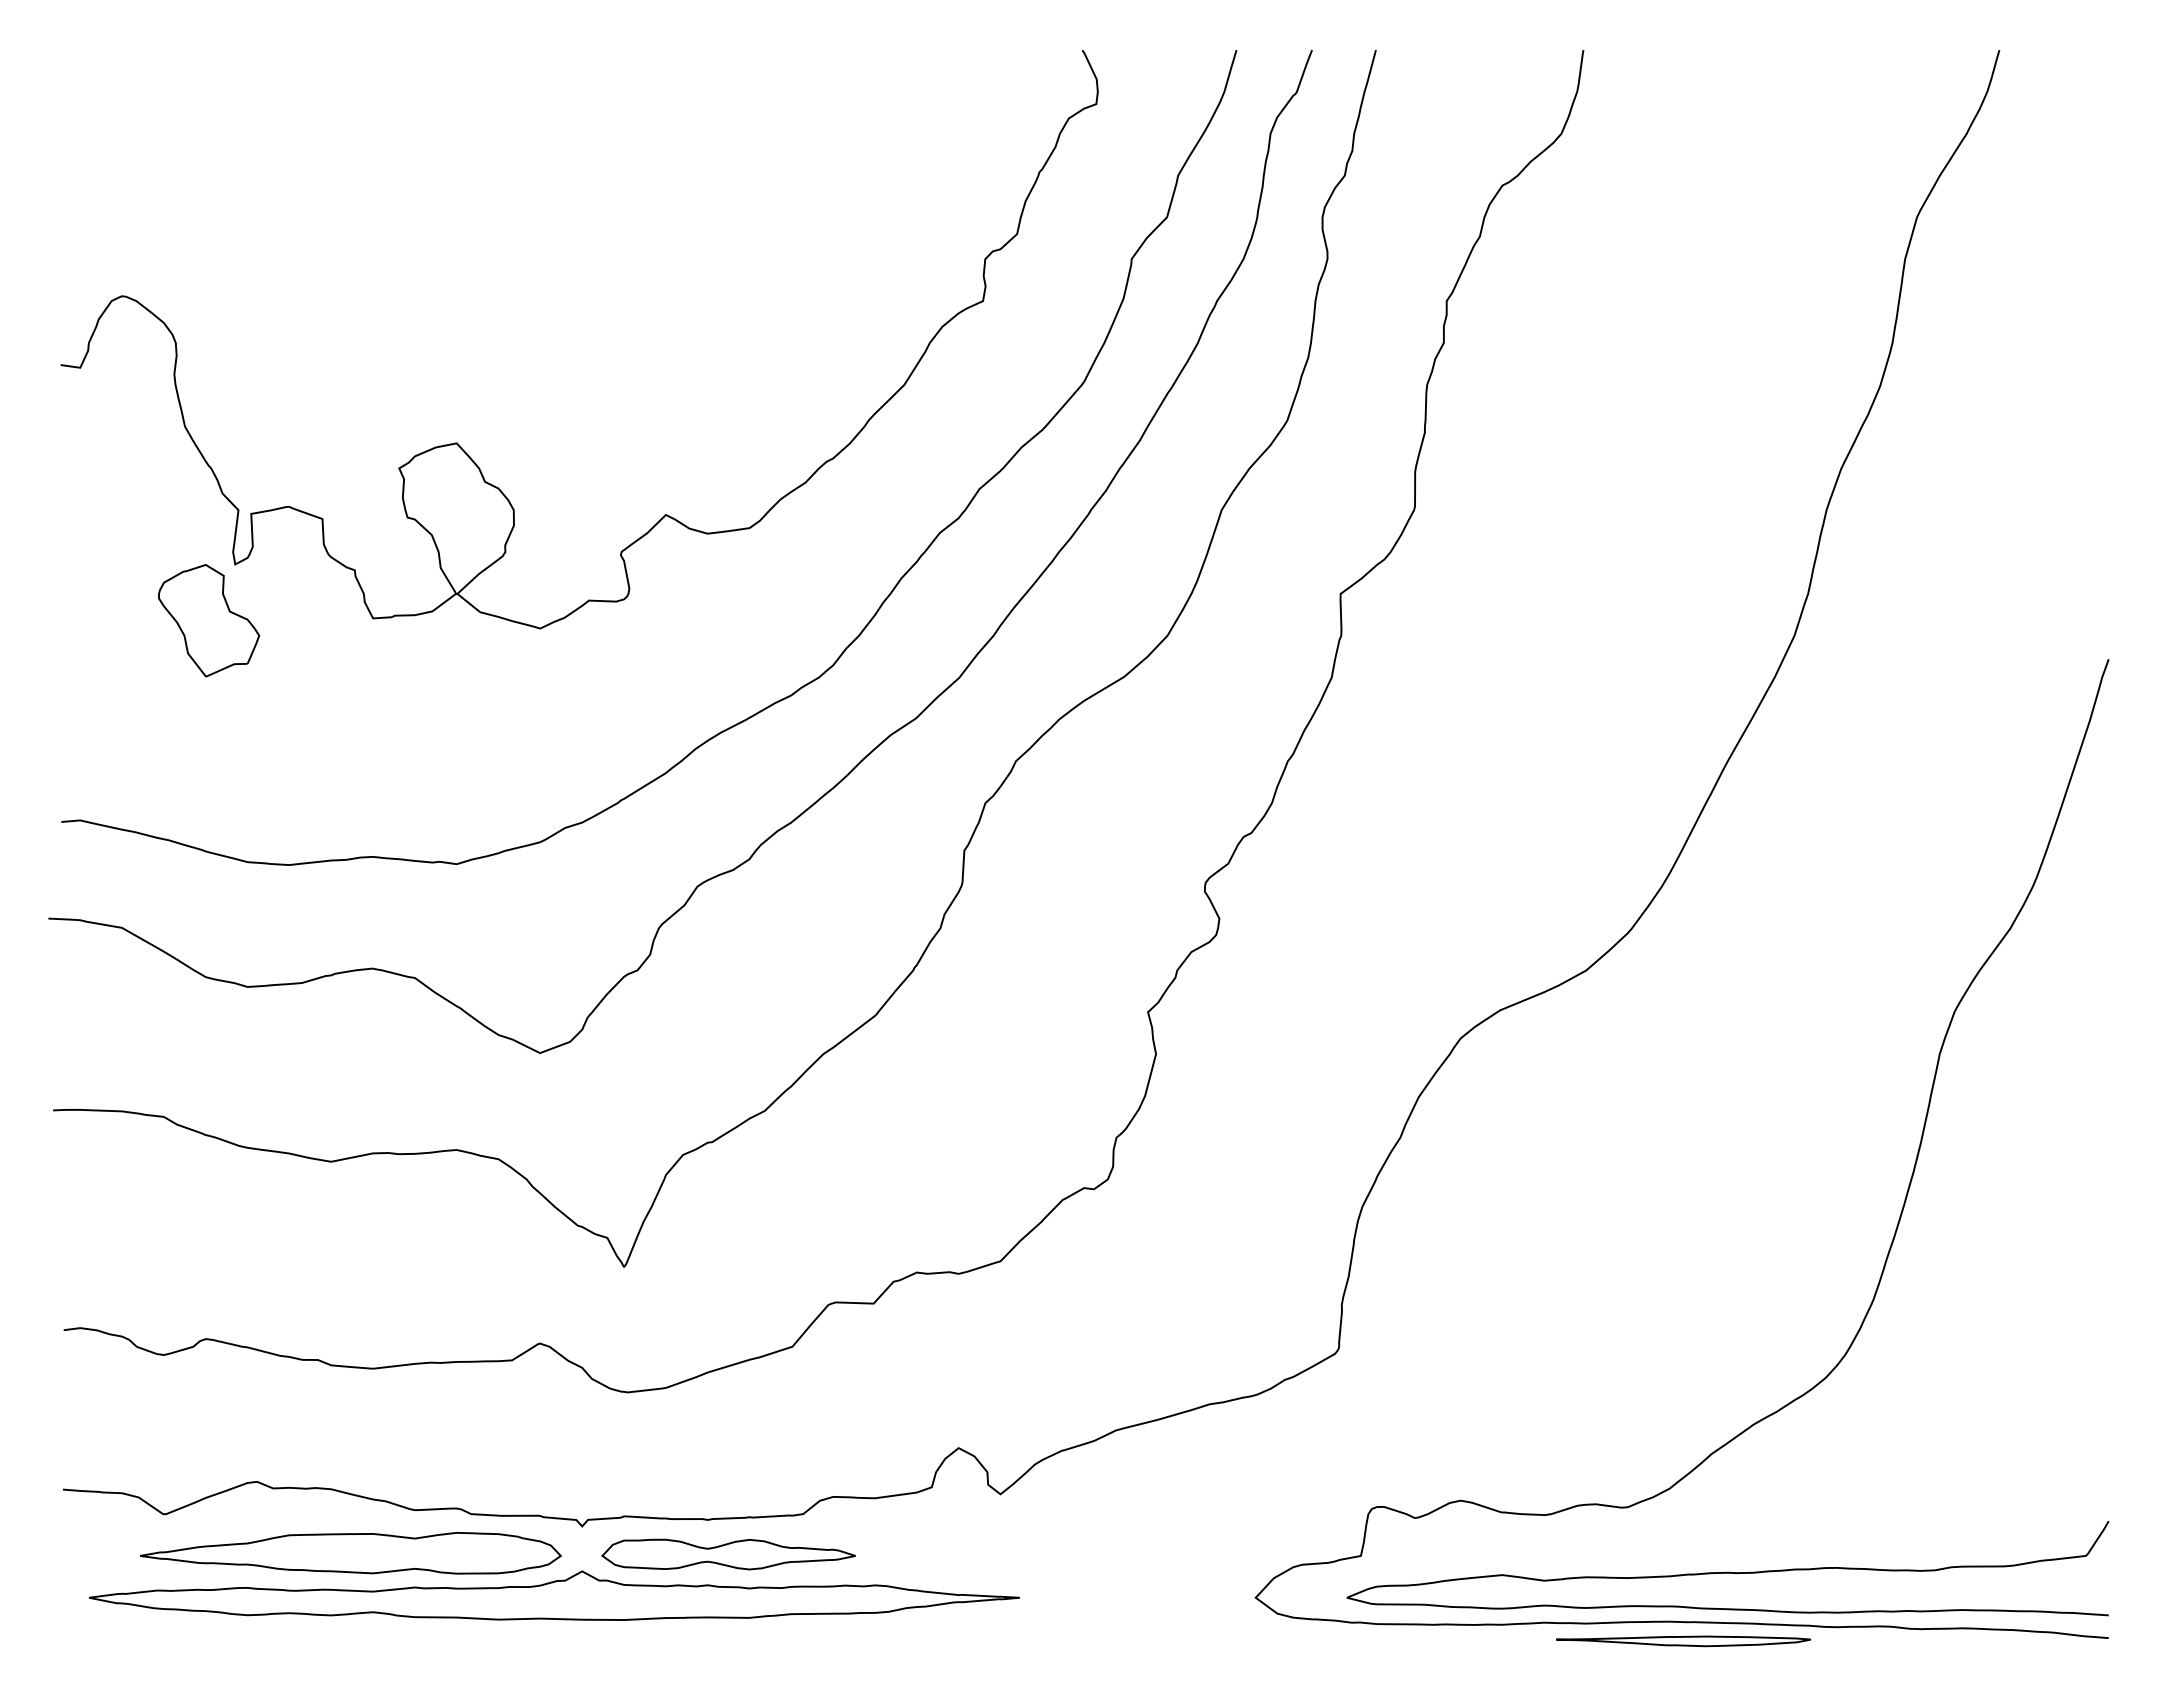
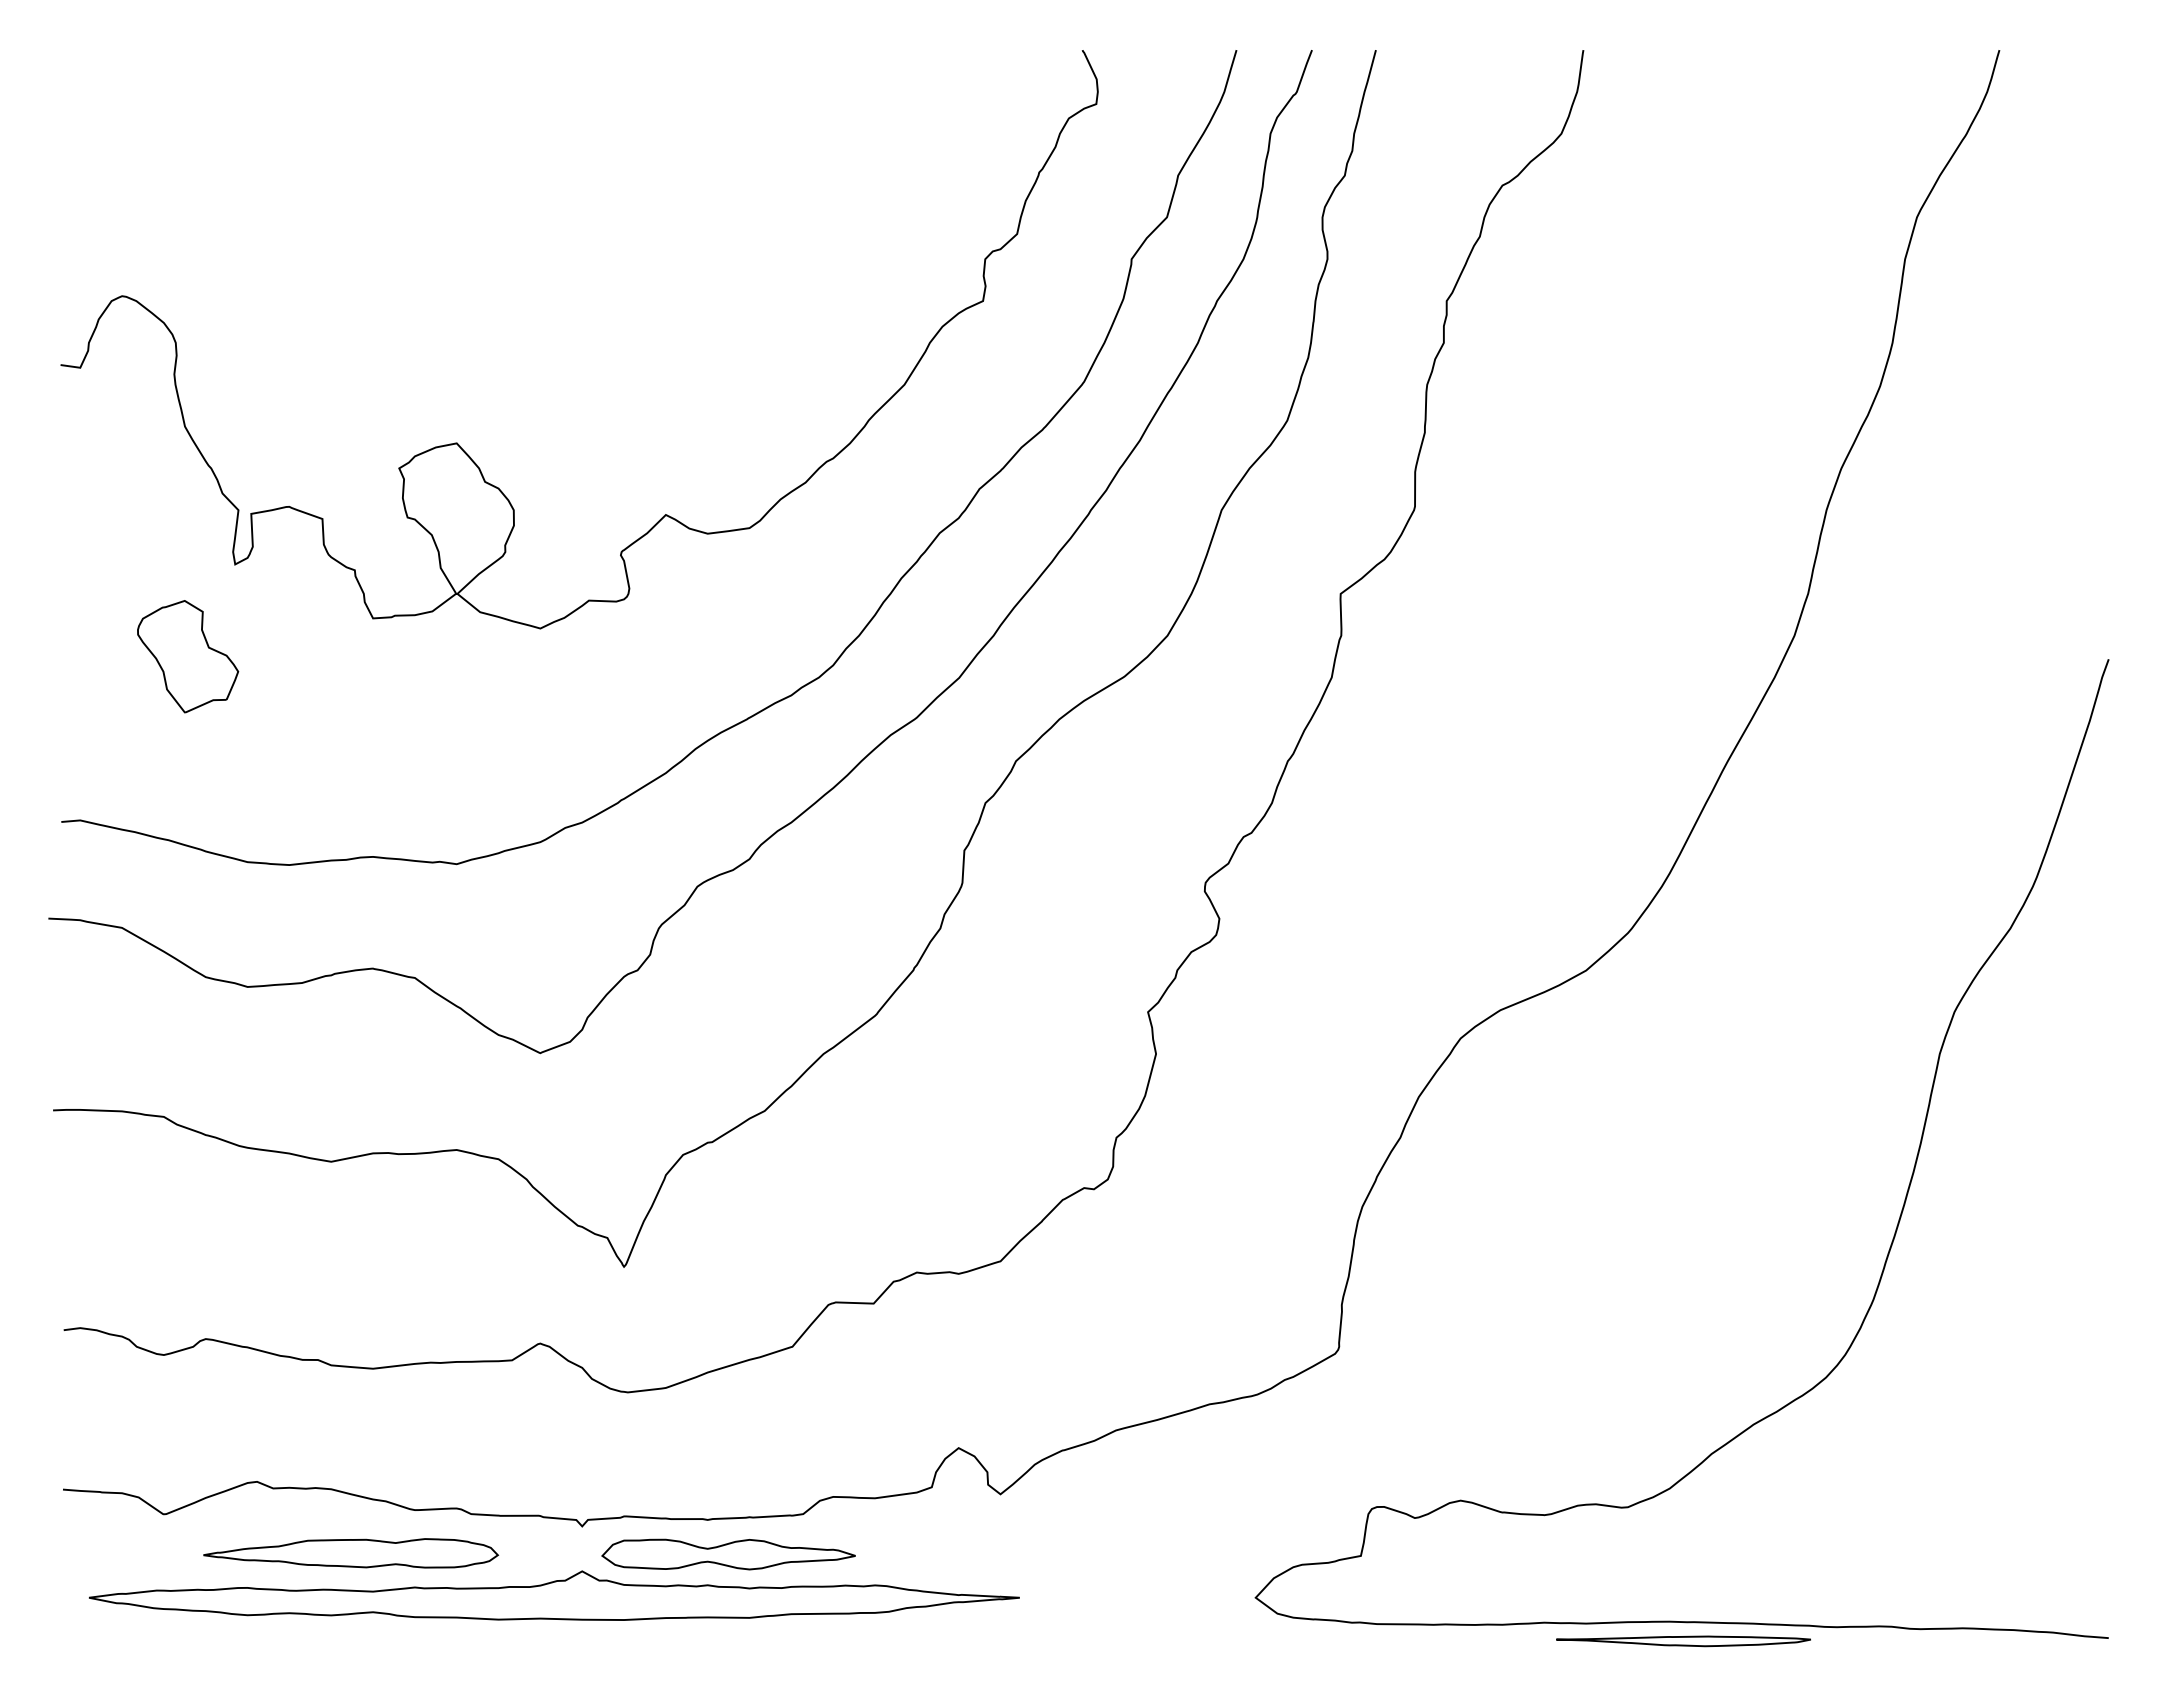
part position: (209, 620) -> (188, 656) (188, 656)
part size: 422x43 px -> 297x31 px (351, 1553)
curve: present -> none (1727, 1571)
